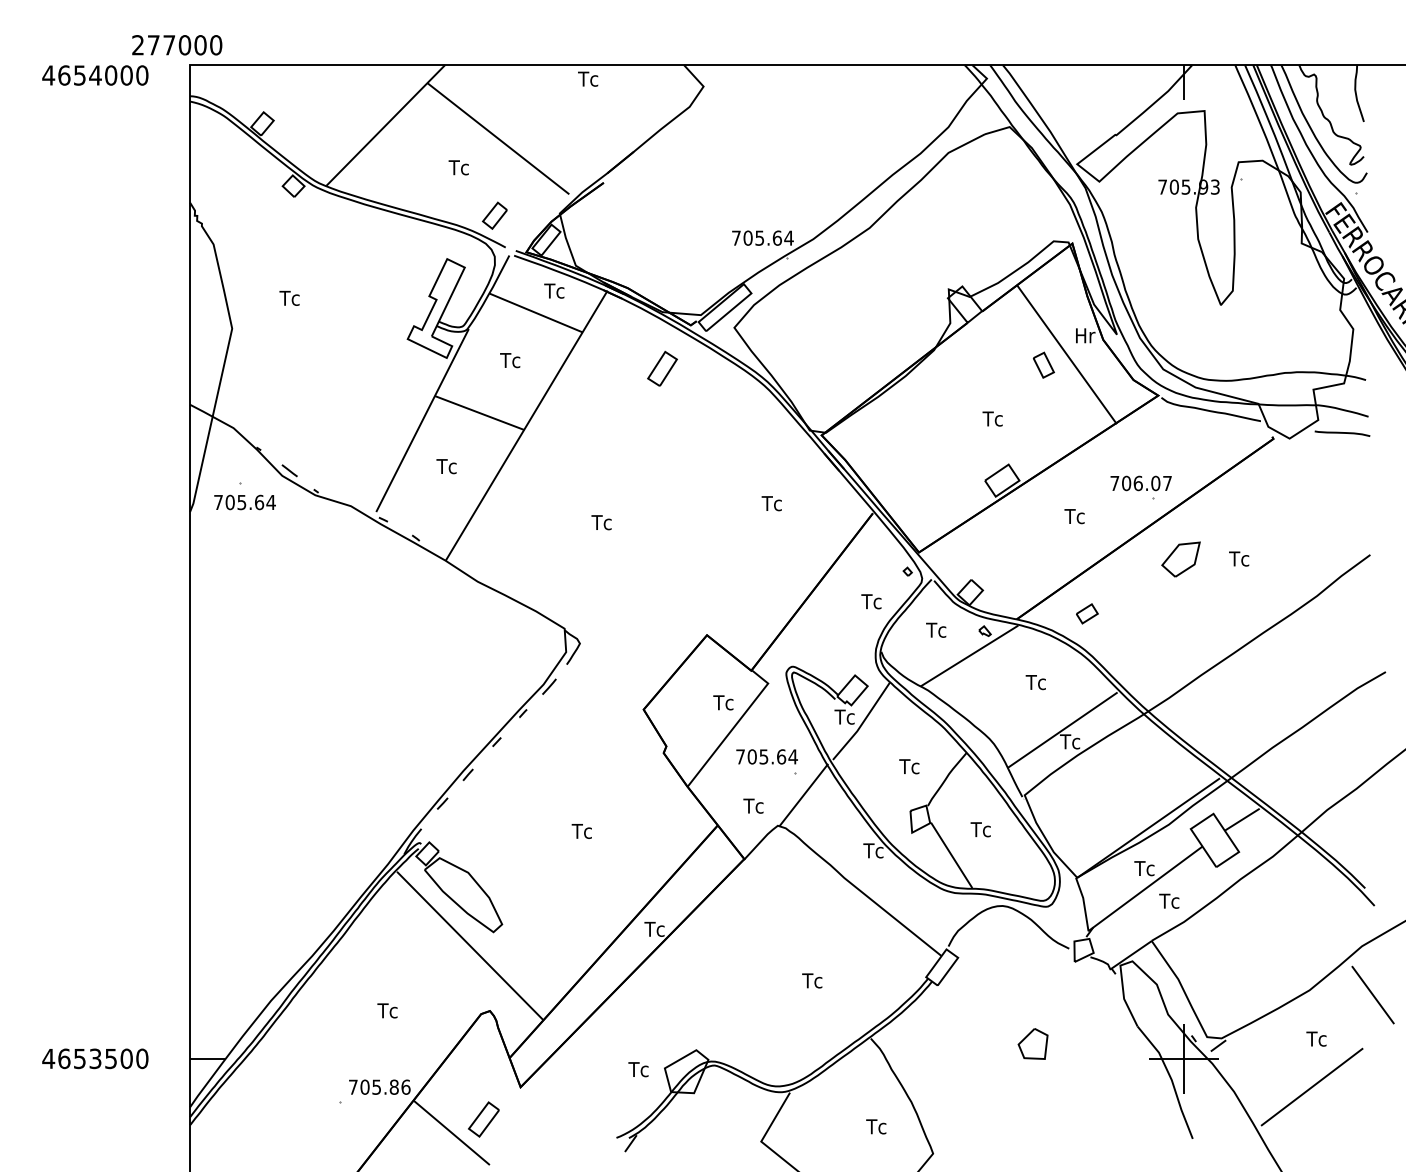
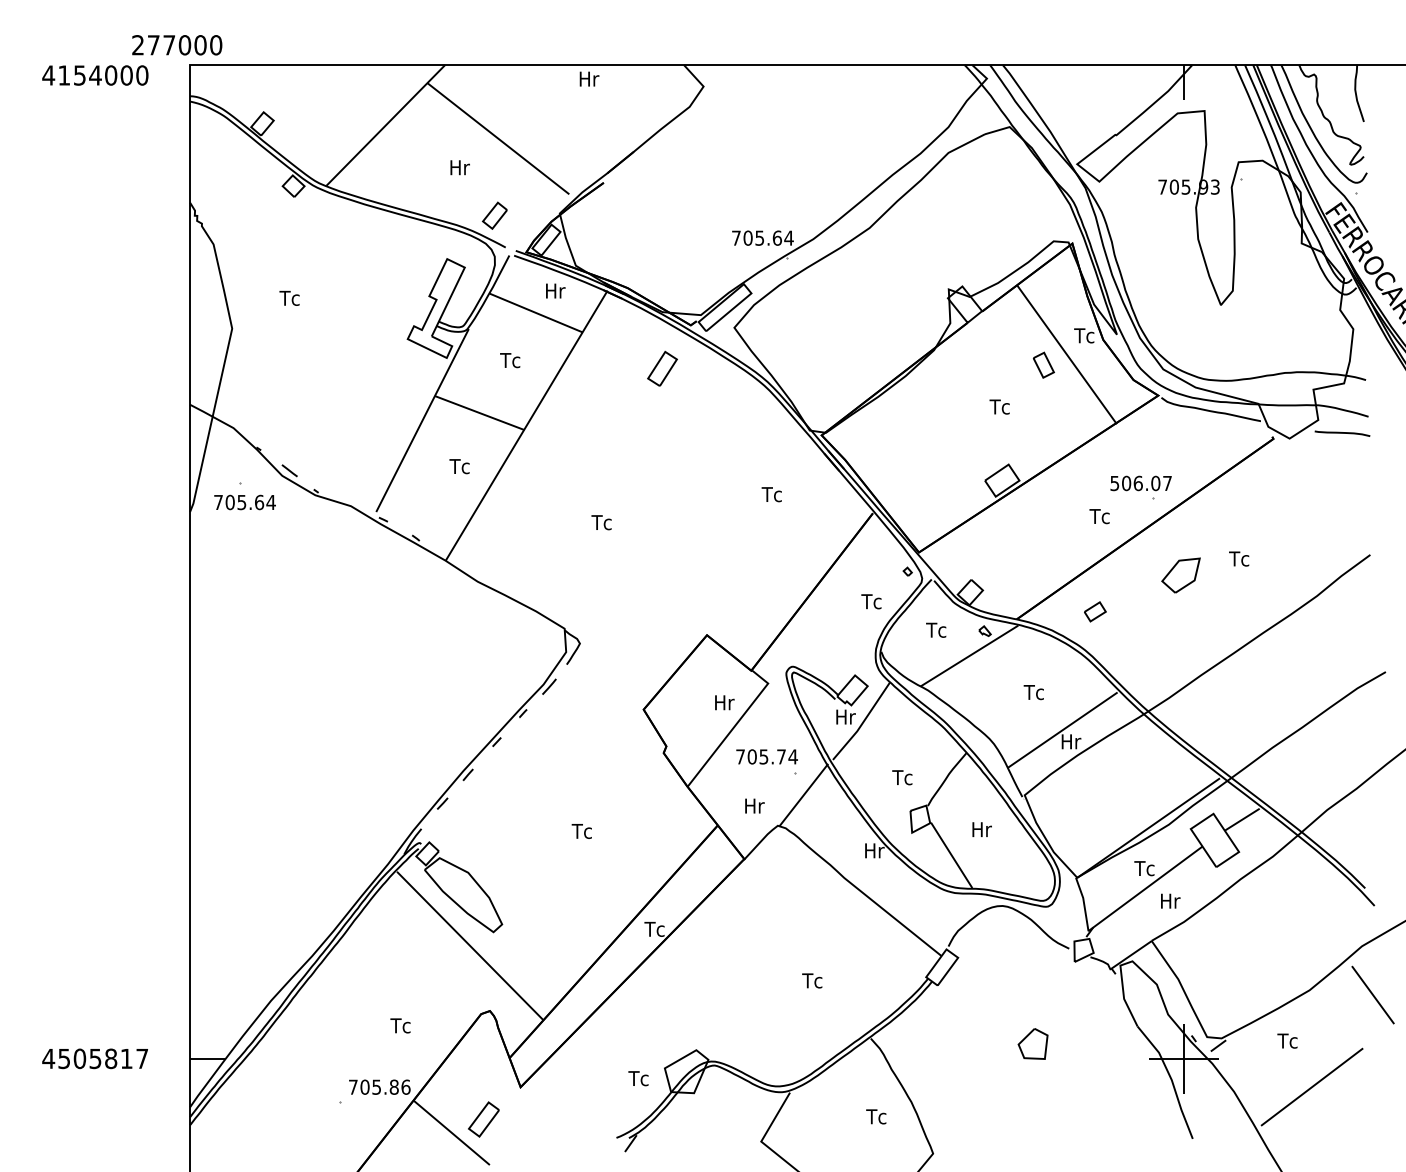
text: 4654000 -> 4154000 (64, 75)
text: Tc -> Hr (588, 78)
text: Tc -> Hr (458, 167)
text: Tc -> Hr (554, 290)
text: Hr -> Tc (1084, 335)
text position: (992, 418) -> (999, 406) (999, 406)
text position: (446, 466) -> (459, 466) (459, 466)
text: 706.07 -> 506.07 (1114, 483)
text position: (771, 503) -> (771, 494) (771, 494)
text position: (1074, 516) -> (1099, 516) (1099, 516)
part position: (1180, 559) -> (1180, 575) (1180, 575)
part position: (1087, 613) -> (1095, 611) (1095, 611)
text position: (1035, 682) -> (1033, 692) (1033, 692)
text: Tc -> Hr (723, 702)
text: Tc -> Hr (844, 716)
text: Tc -> Hr (1070, 741)
text: 705.64 -> 705.74 (781, 756)
text position: (909, 766) -> (902, 777) (902, 777)
text: Tc -> Hr (753, 805)
text: Tc -> Hr (980, 829)
text: Tc -> Hr (873, 850)
text: Tc -> Hr (1169, 900)
text position: (387, 1010) -> (400, 1025) (400, 1025)
text position: (1316, 1038) -> (1287, 1040) (1287, 1040)
text: 4653500 -> 4505817 (103, 1058)
text position: (638, 1069) -> (638, 1078) (638, 1078)
text position: (876, 1126) -> (876, 1116) (876, 1116)
